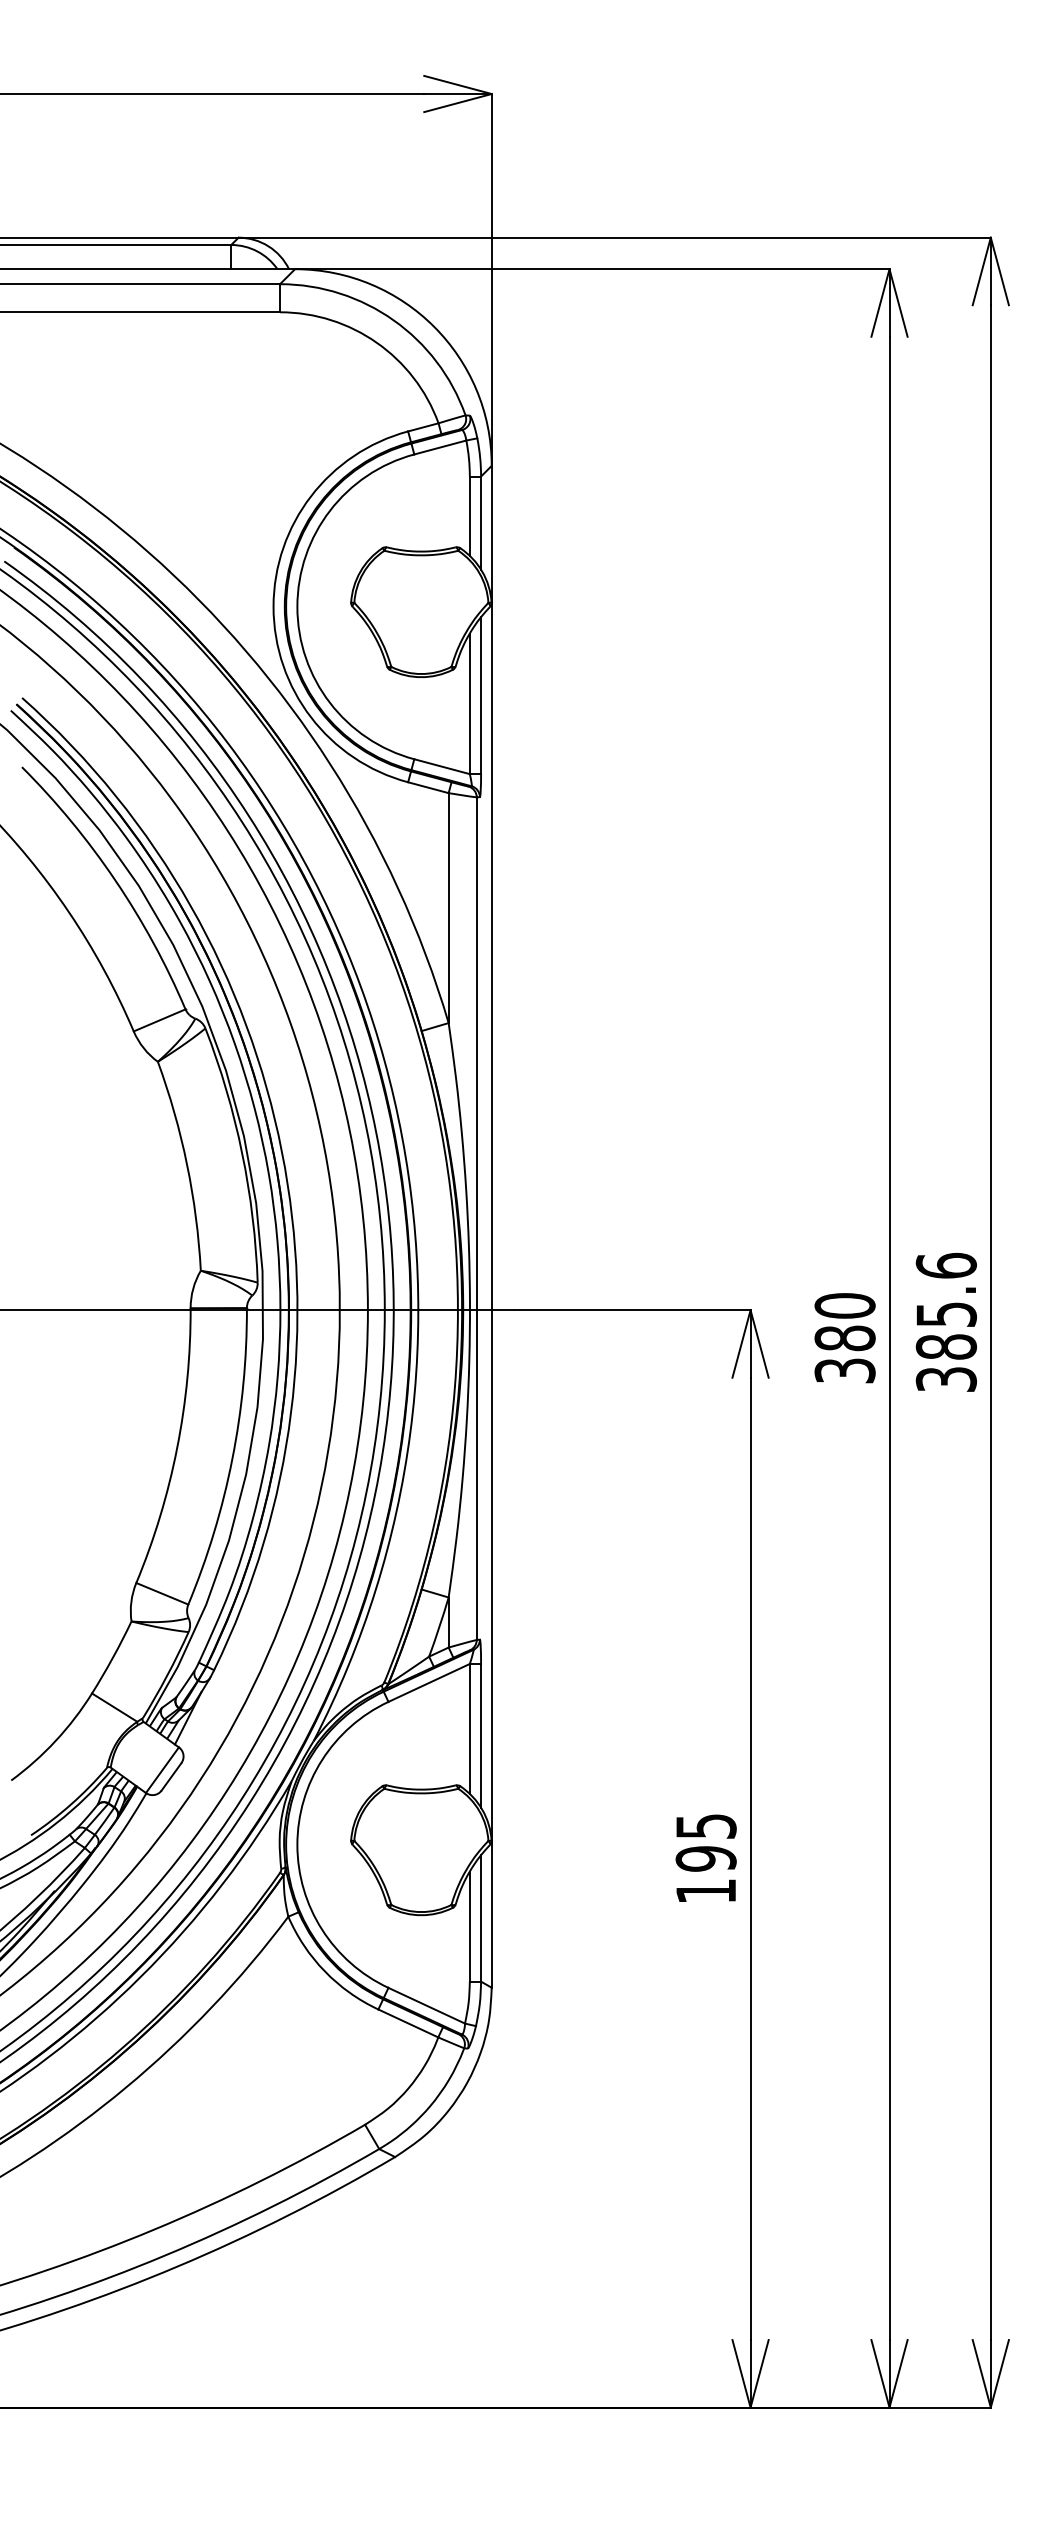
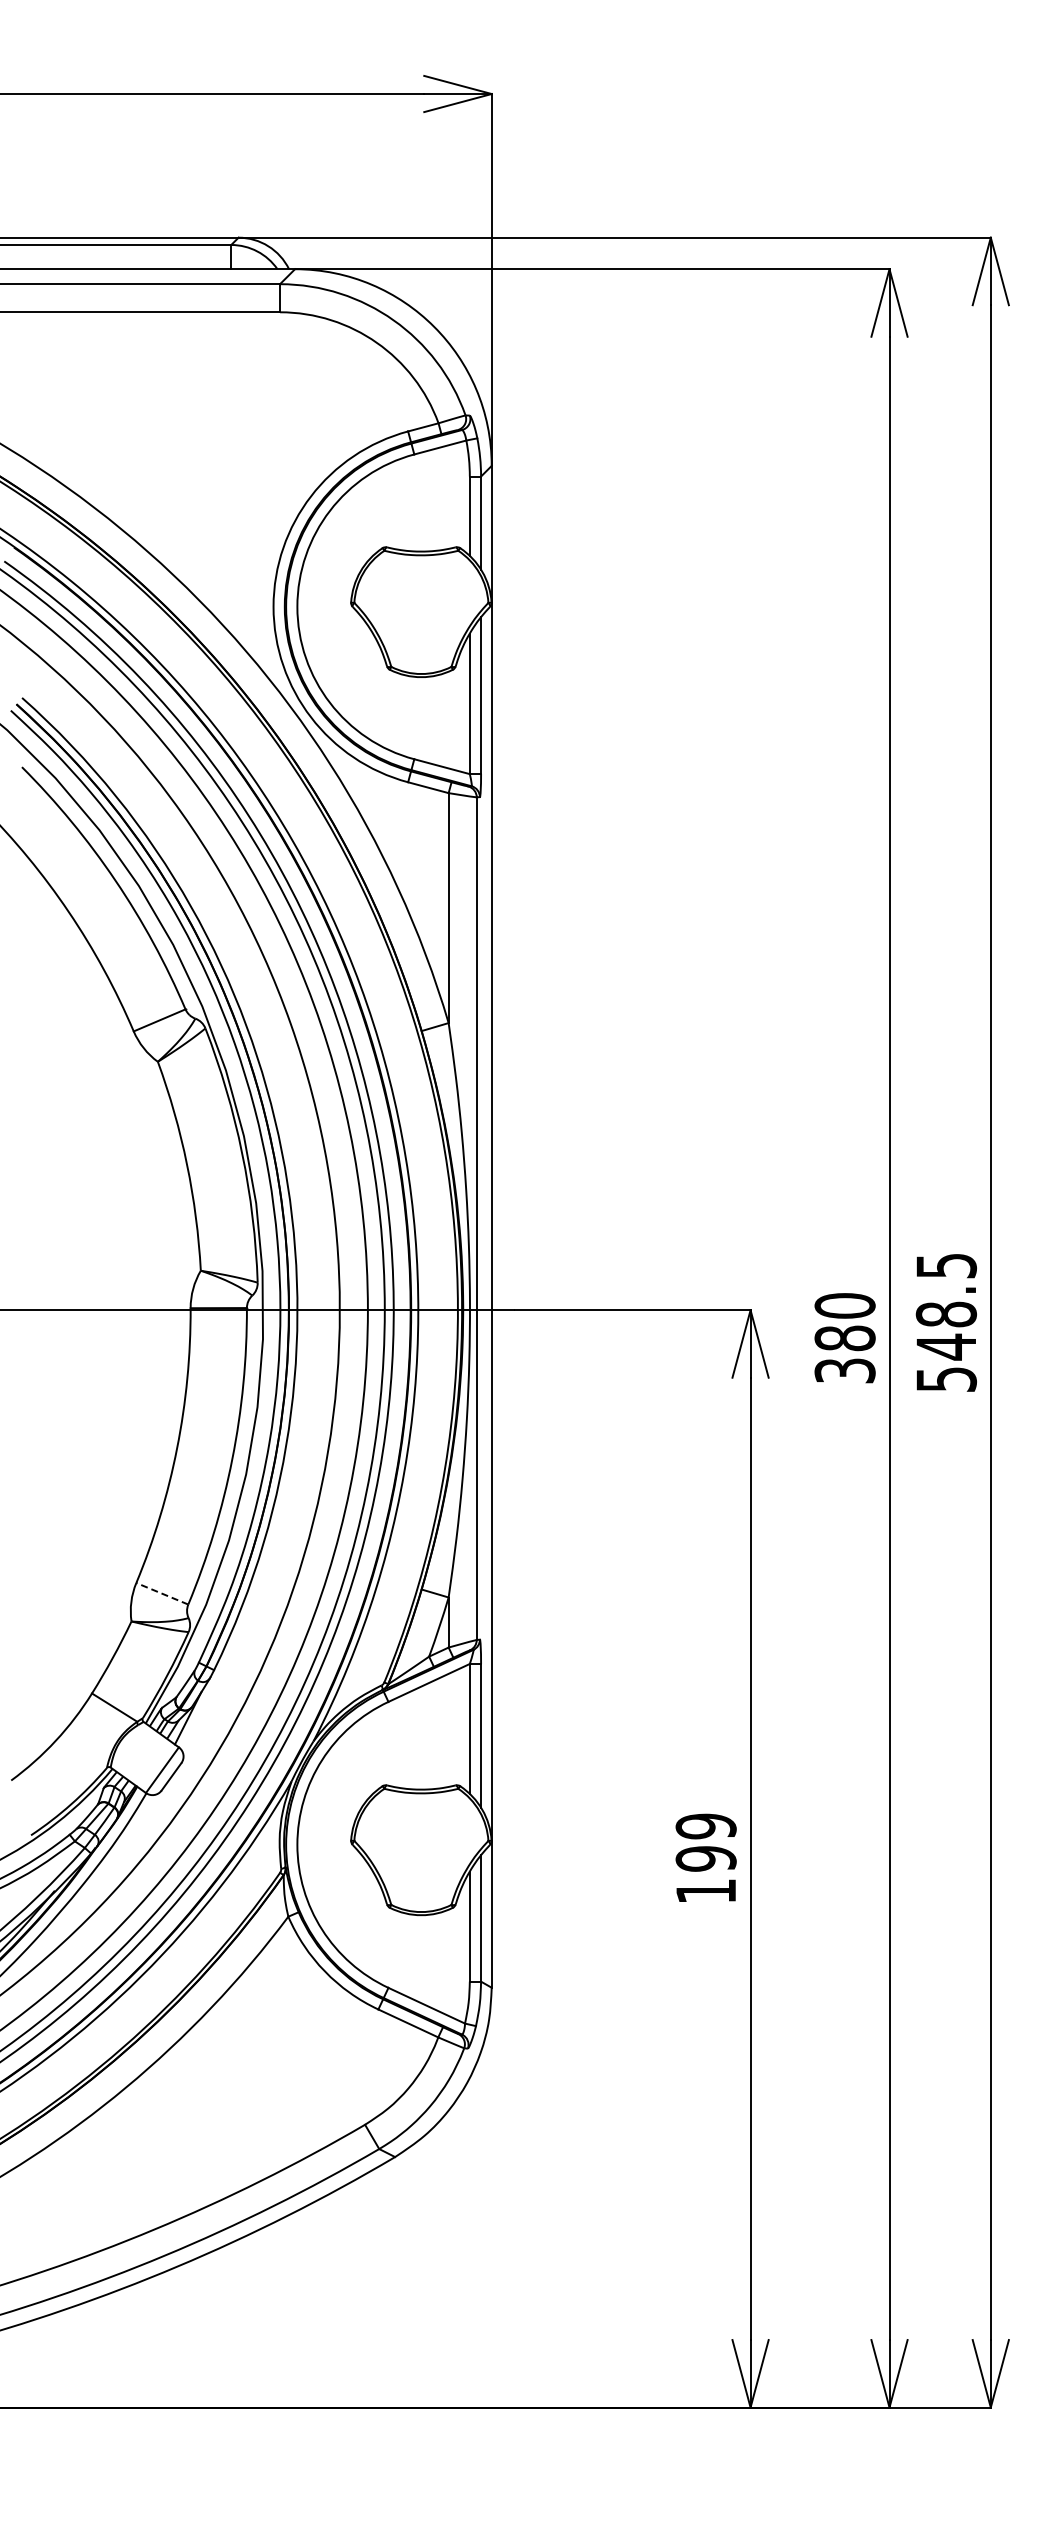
text: 385.6 -> 548.5 (946, 1321)
line: solid -> dashed (161, 1593)
text: 195 -> 199 (705, 1826)
